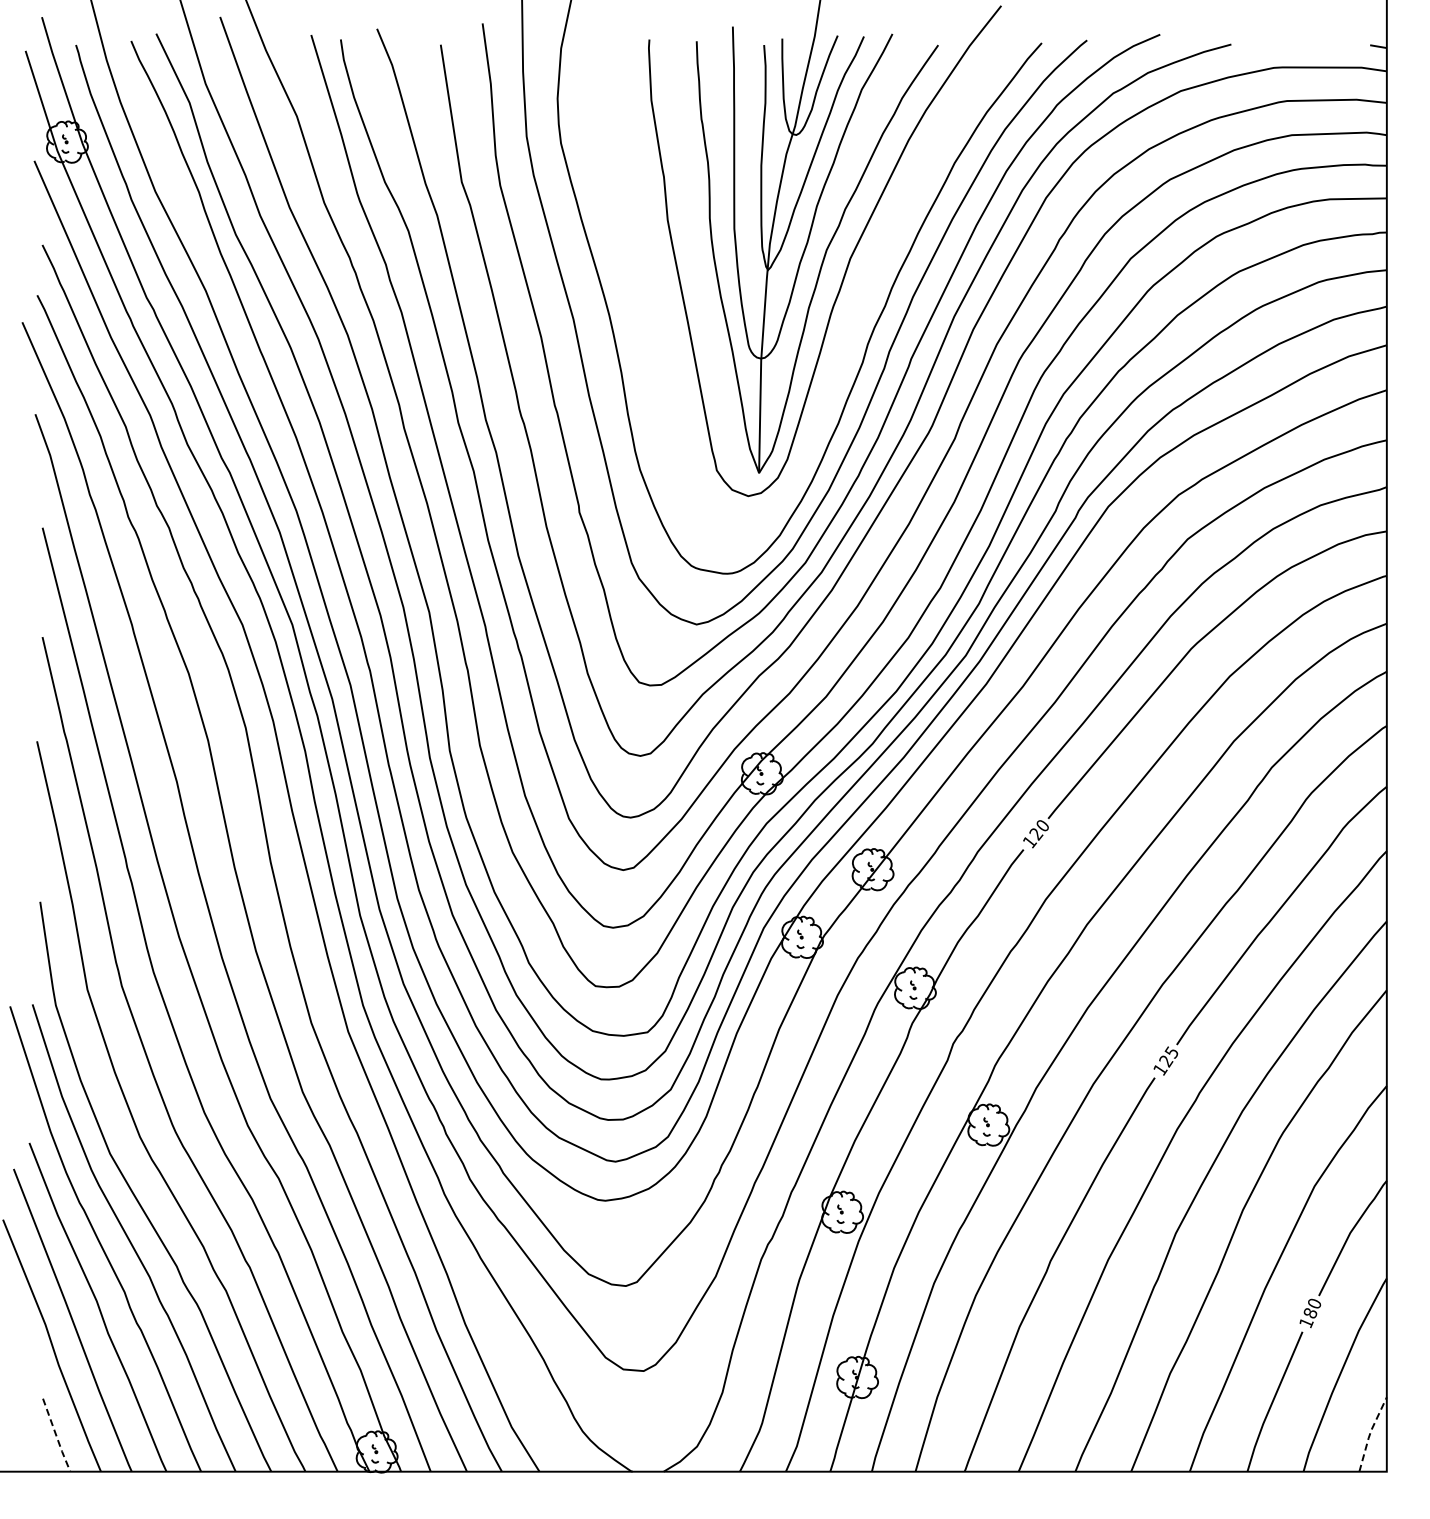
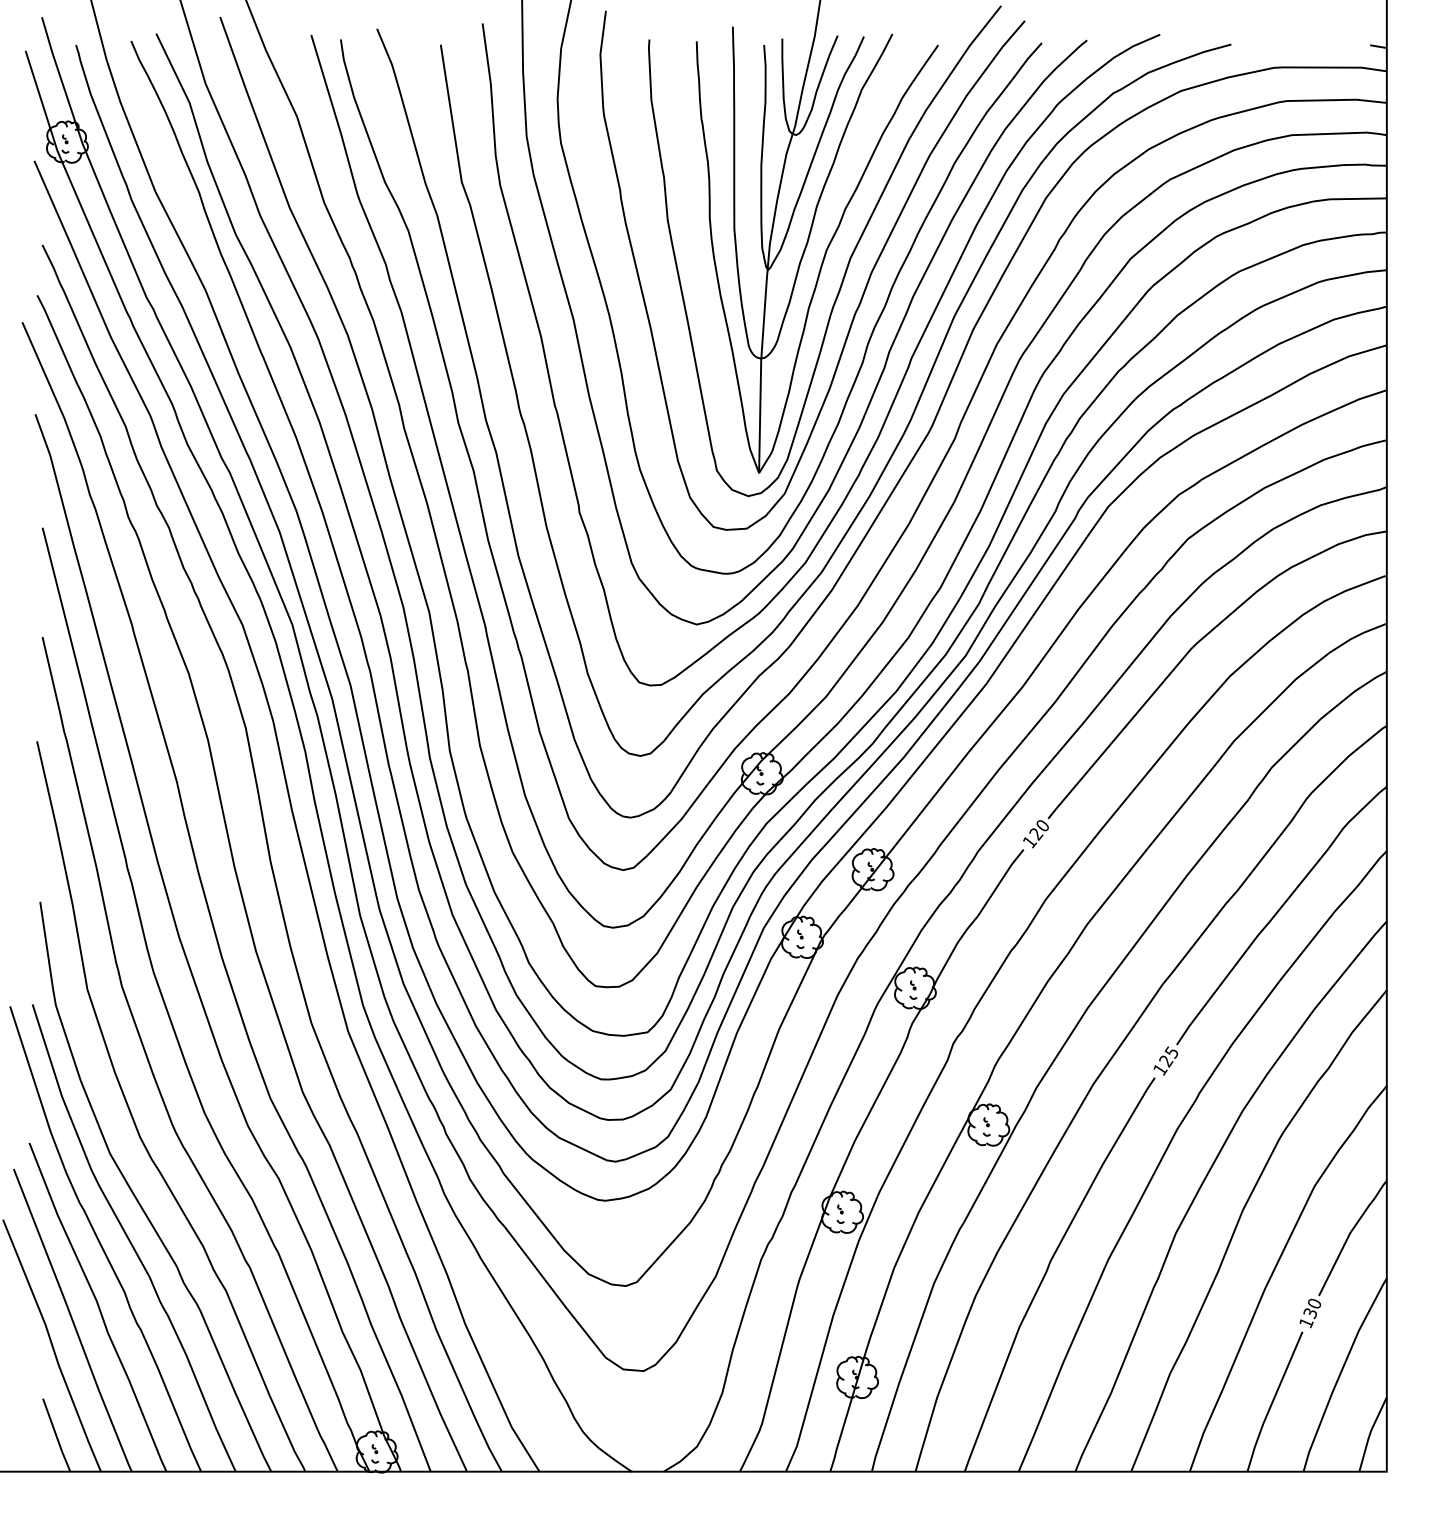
curve: none -> present (864, 288)
text: 180 -> 130 (1310, 1313)
line: dashed -> solid (1370, 1432)
line: dashed -> solid (56, 1435)
